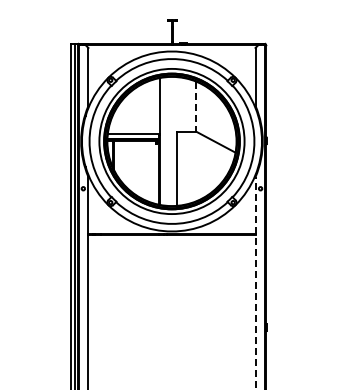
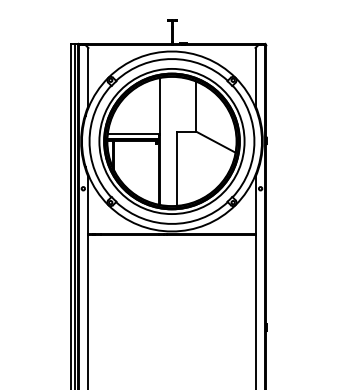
line: dashed -> solid (196, 107)
line: dashed -> solid (255, 283)
